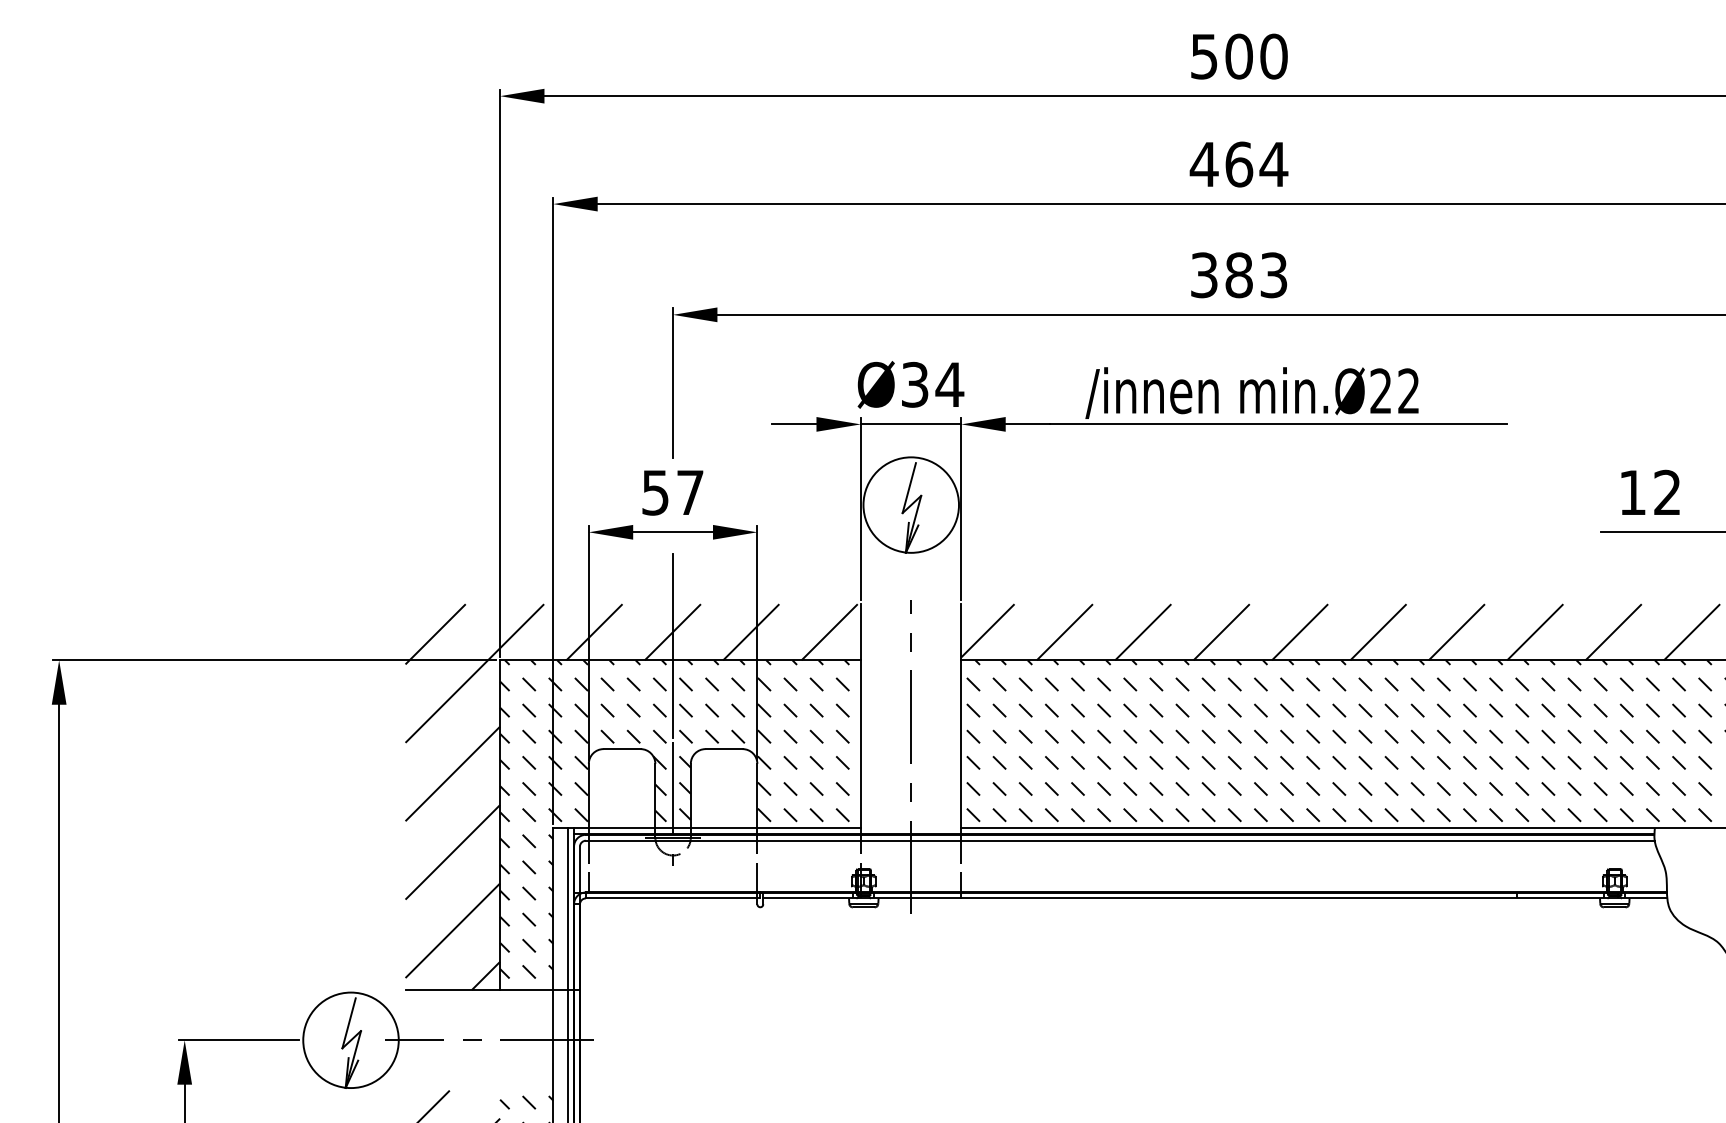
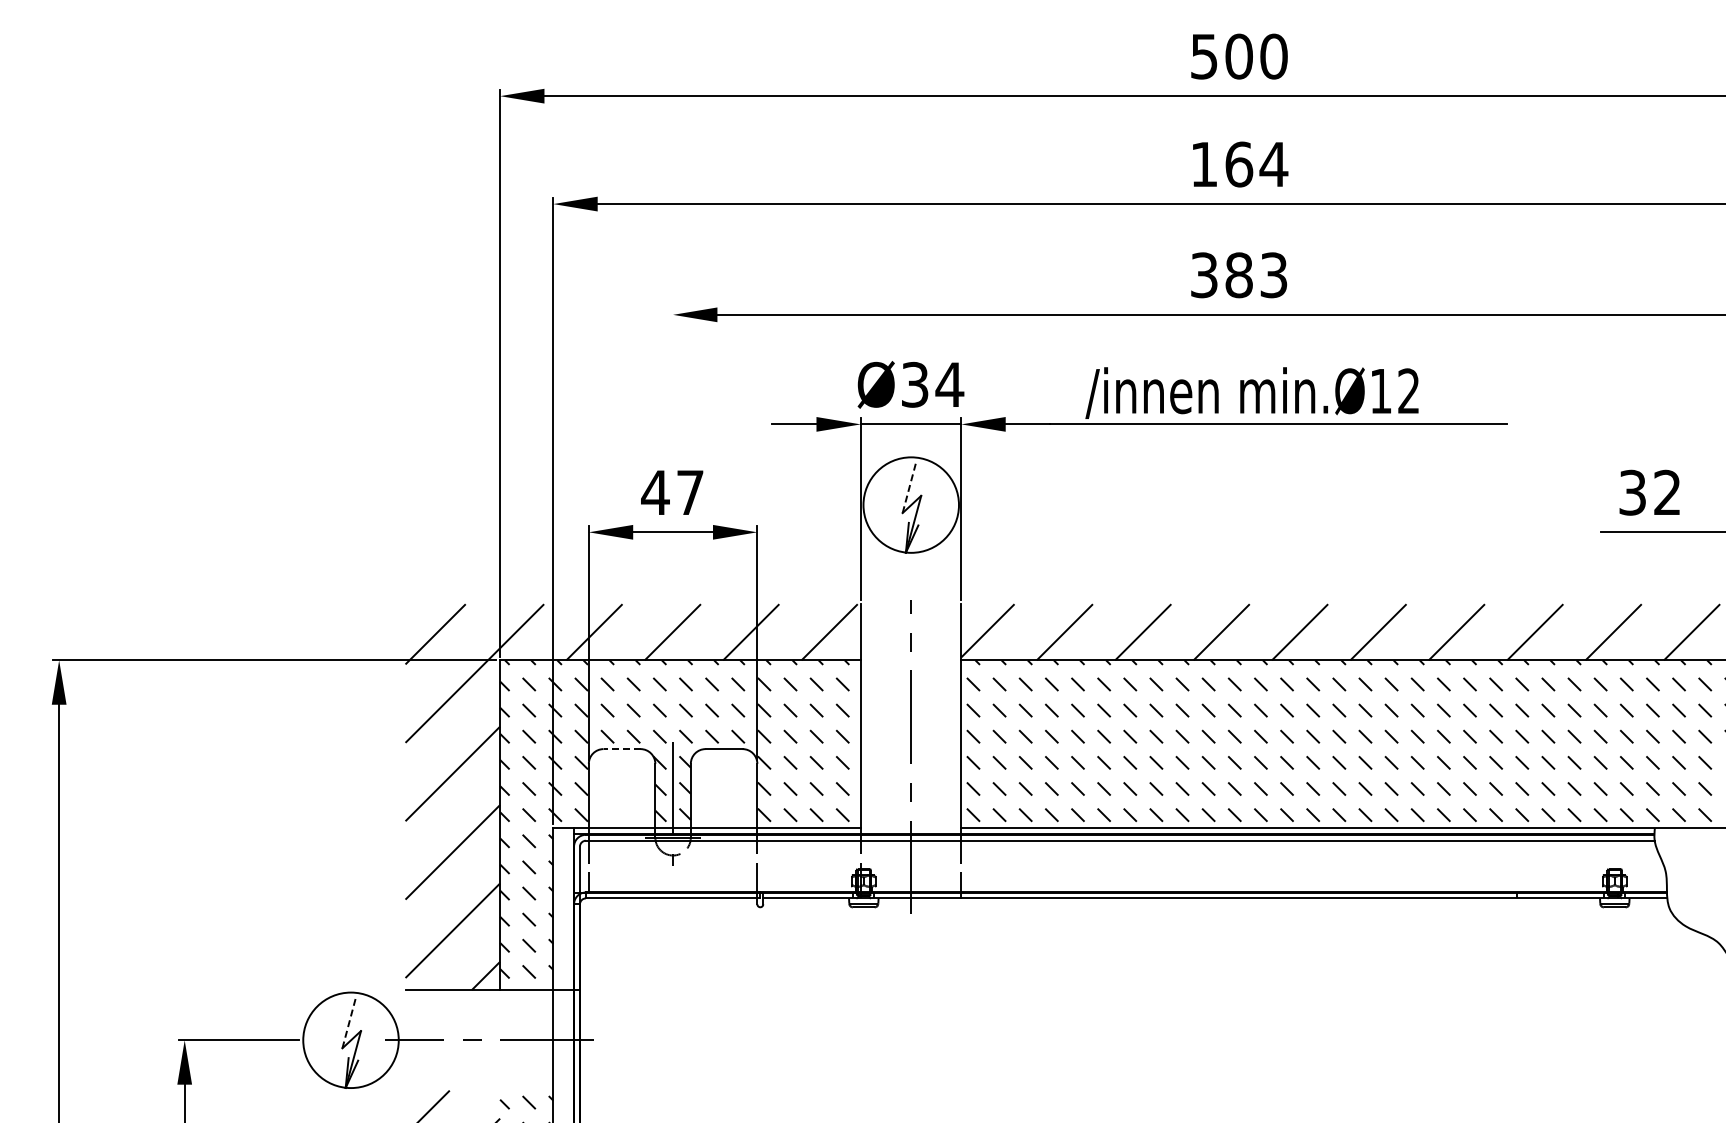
text: 464 -> 164 (1203, 164)
line: present -> none (673, 382)
text: min.Ø22 -> min.Ø12 (1380, 390)
line: solid -> dashed (909, 488)
text: 57 -> 47 (655, 492)
text: 12 -> 32 (1632, 492)
line: present -> none (673, 645)
line: solid -> dashed (621, 749)
line: present -> none (568, 973)
line: solid -> dashed (349, 1023)
